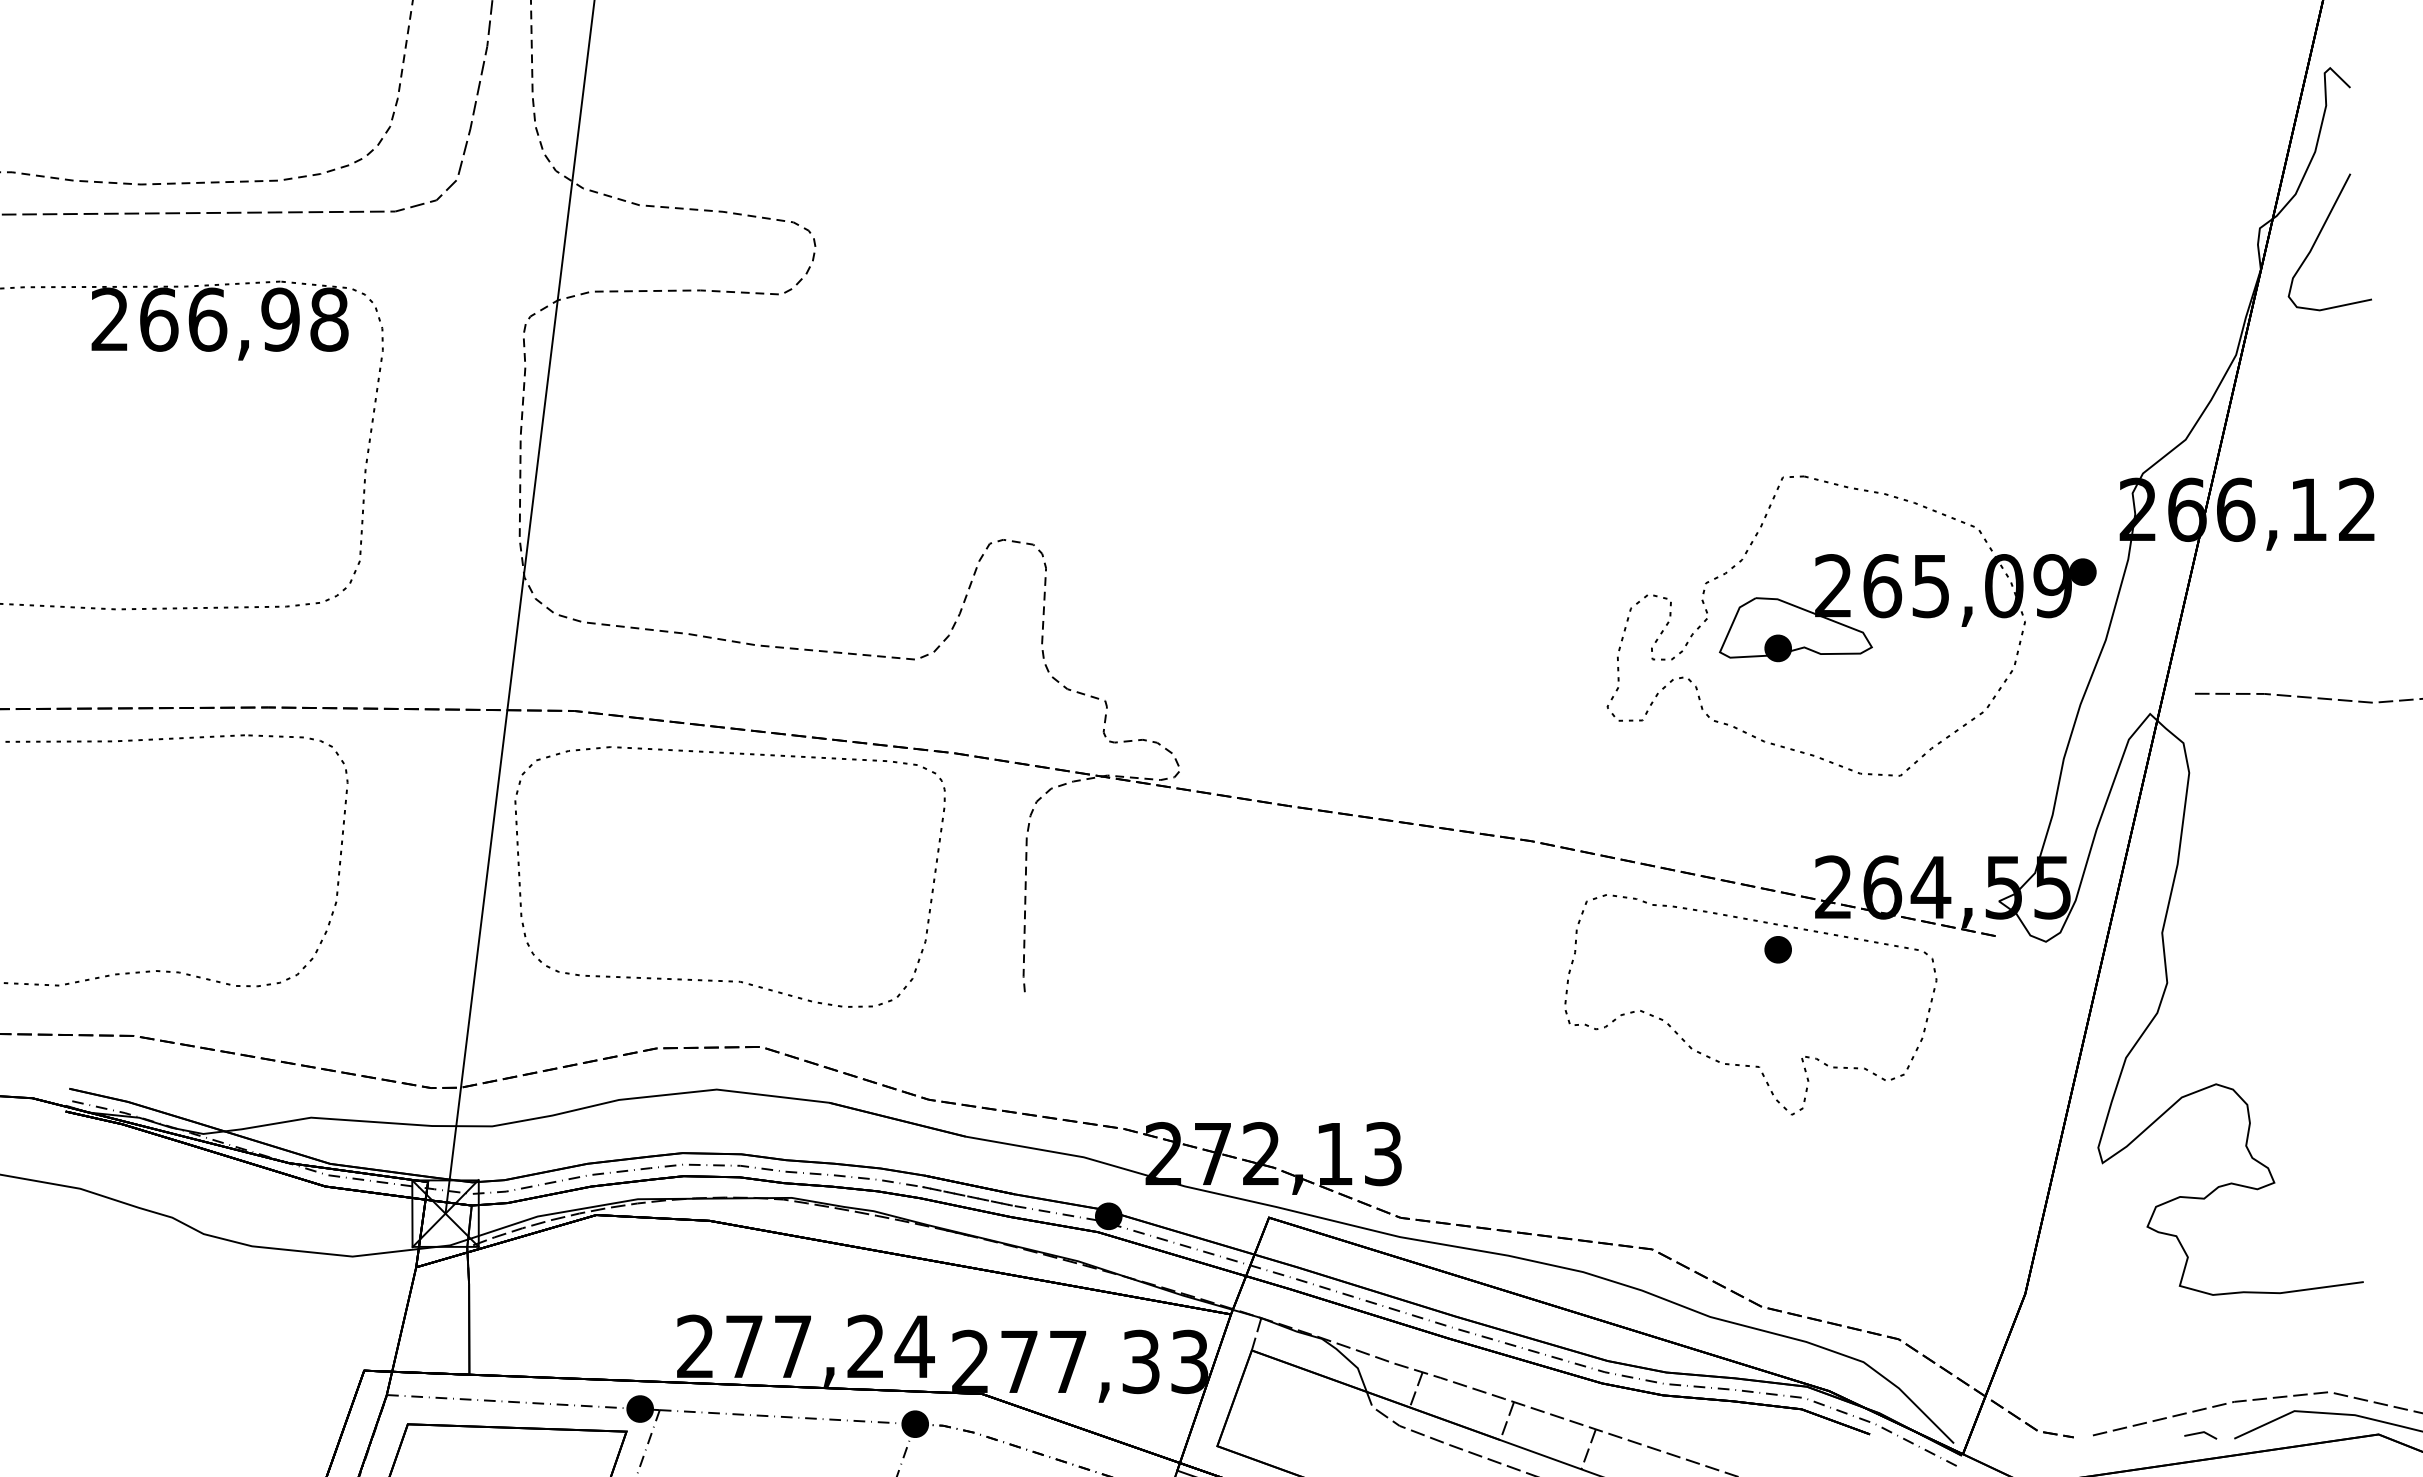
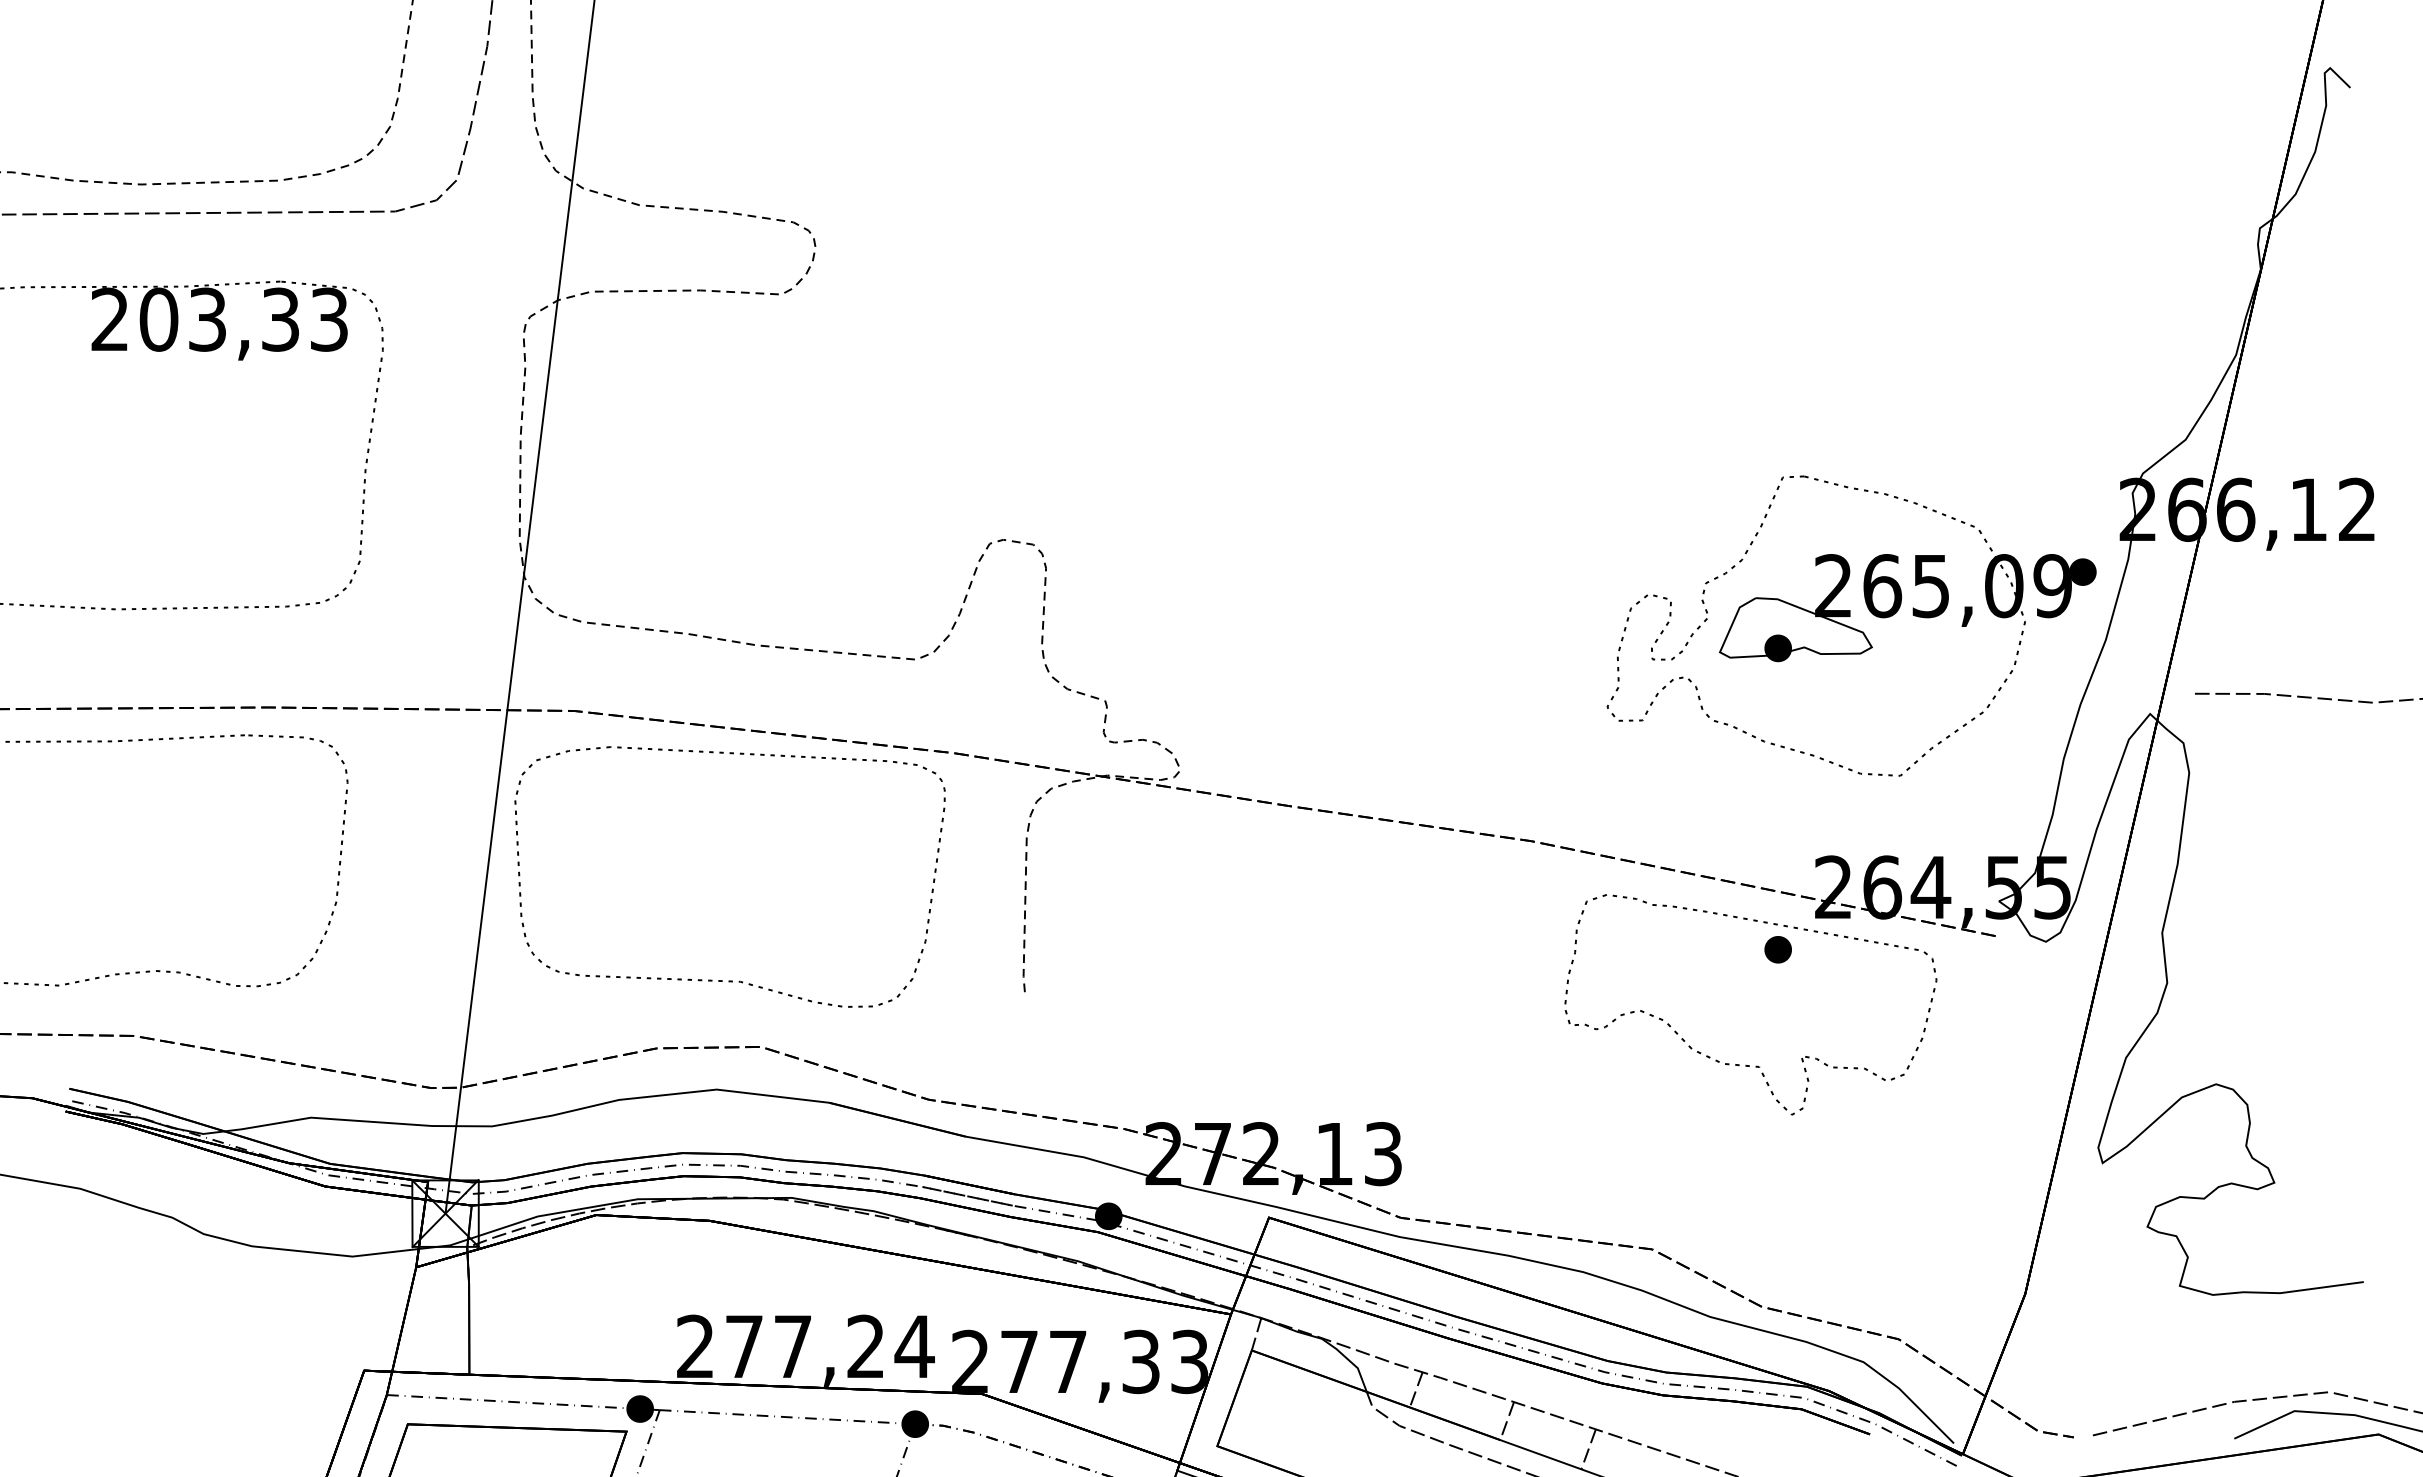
curve: present -> none (2319, 236)
text: 266,98 -> 203,33 (243, 319)
line: present -> none (2200, 1433)
